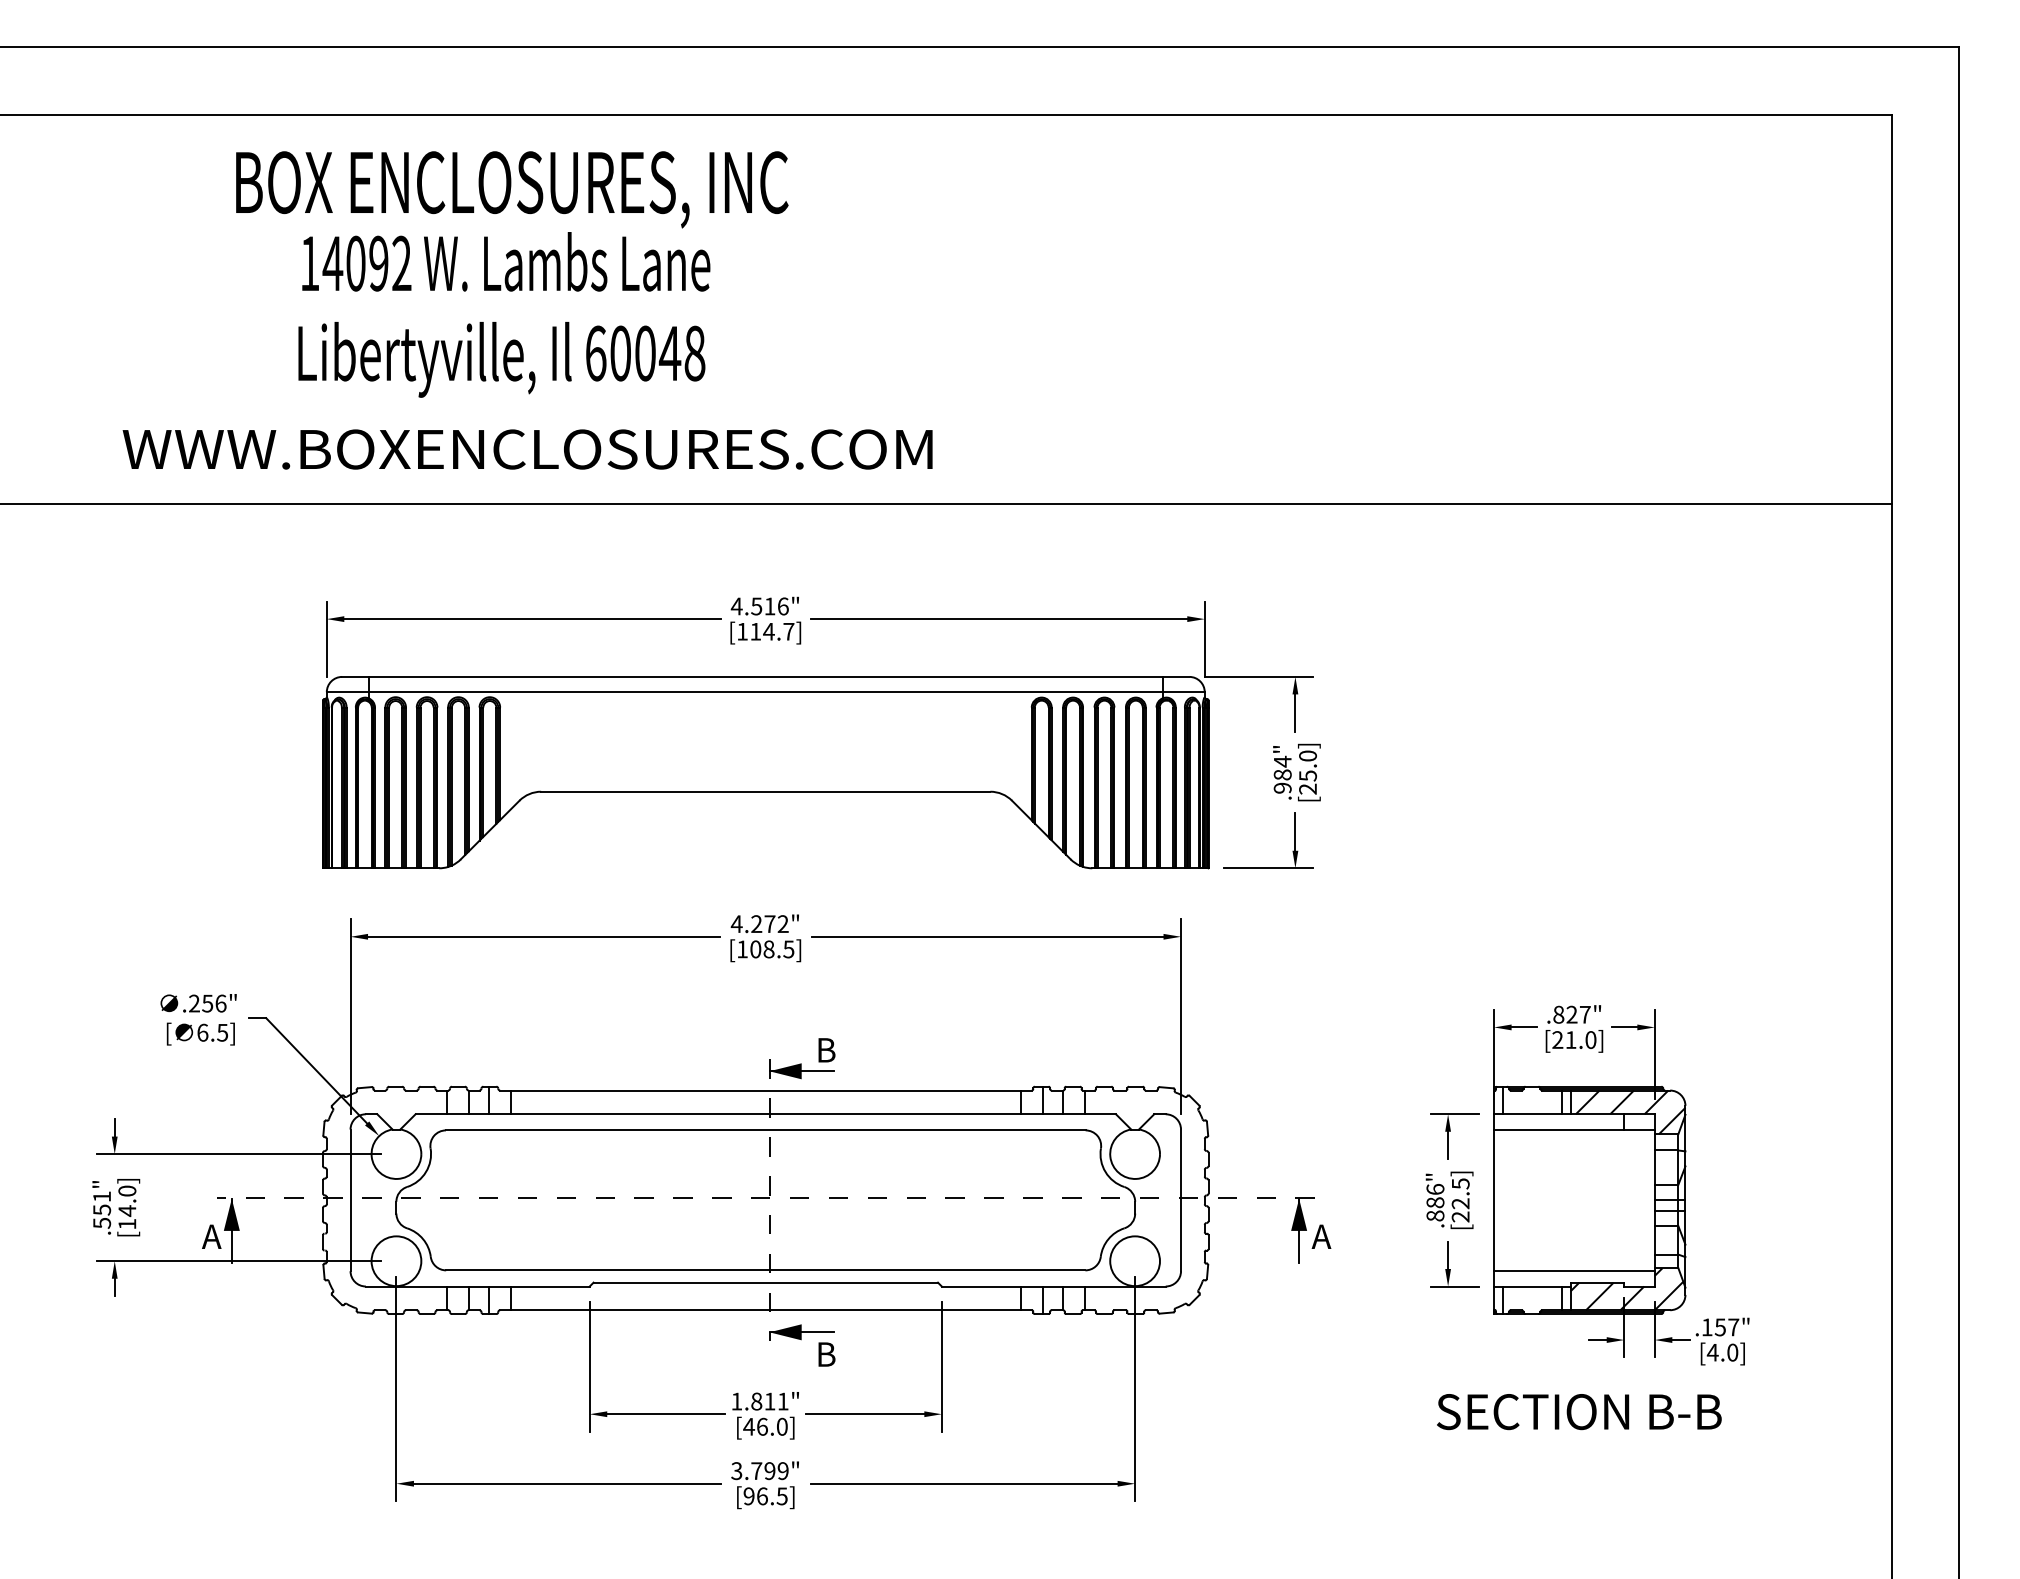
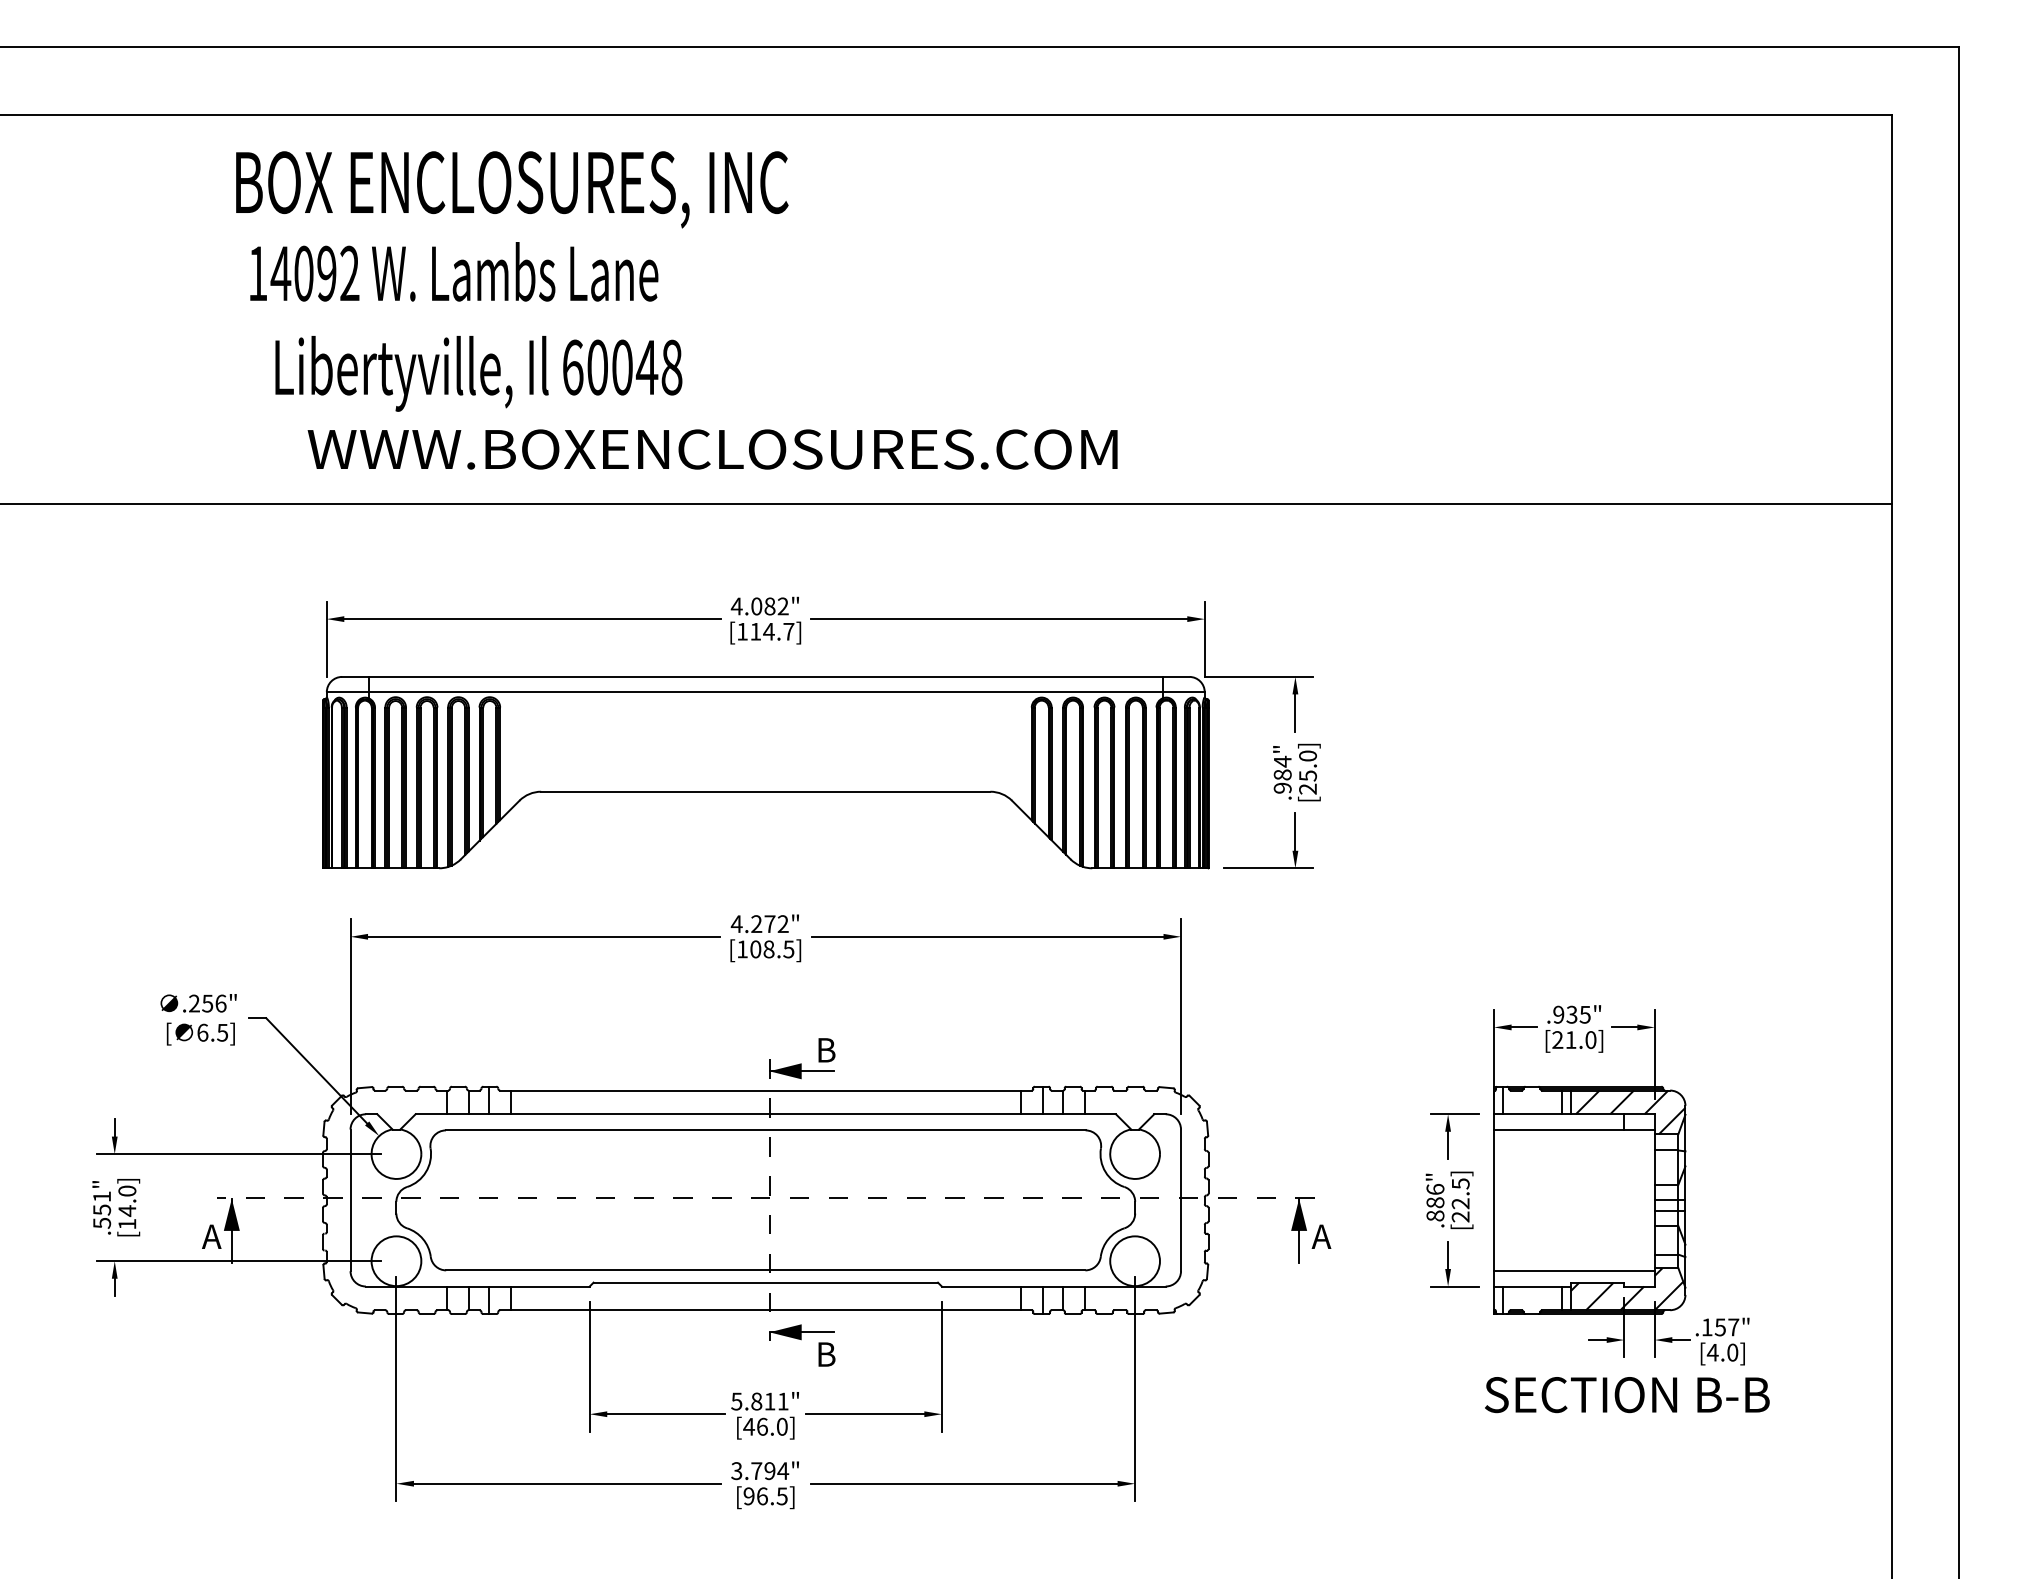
text position: (506, 261) -> (454, 271) (454, 271)
text position: (501, 359) -> (478, 373) (478, 373)
text position: (527, 449) -> (712, 449) (712, 449)
text: 4.516" -> 4.082" (769, 606)
text: .827" -> .935" (1571, 1014)
text: 1.811" -> 5.811" (736, 1401)
text position: (1579, 1412) -> (1627, 1395) (1627, 1395)
text: 3.799" -> 3.794" (783, 1471)
